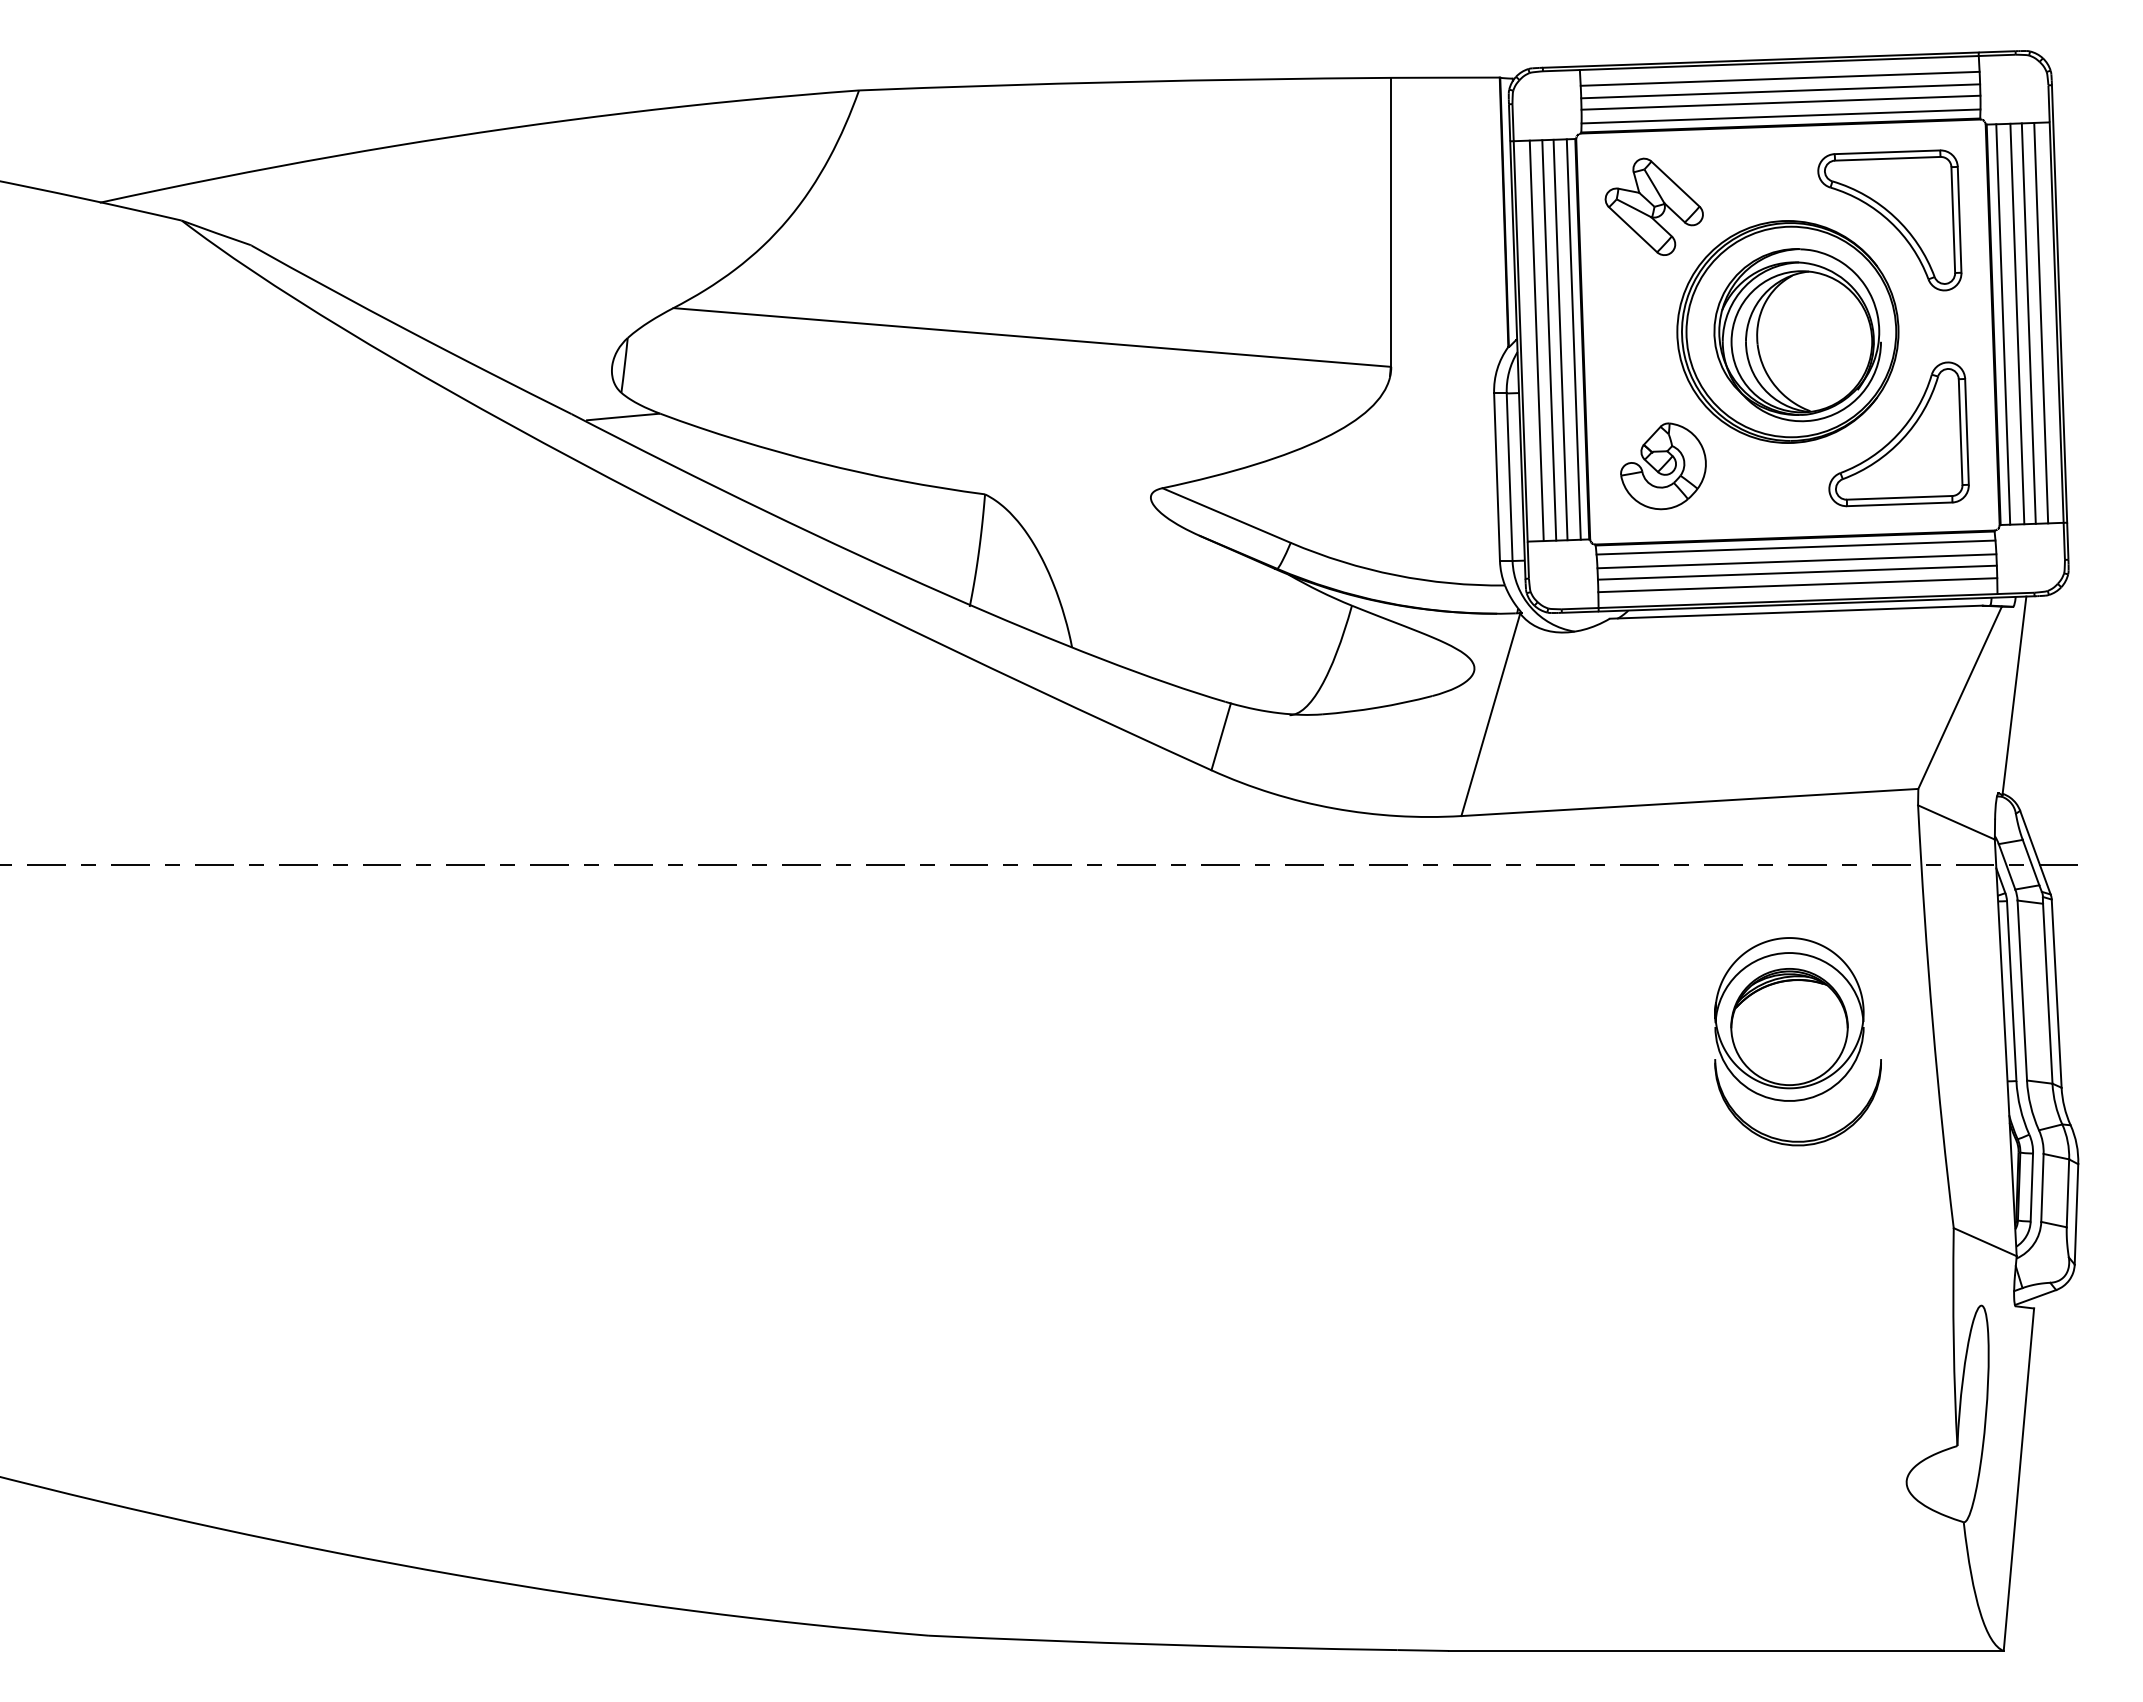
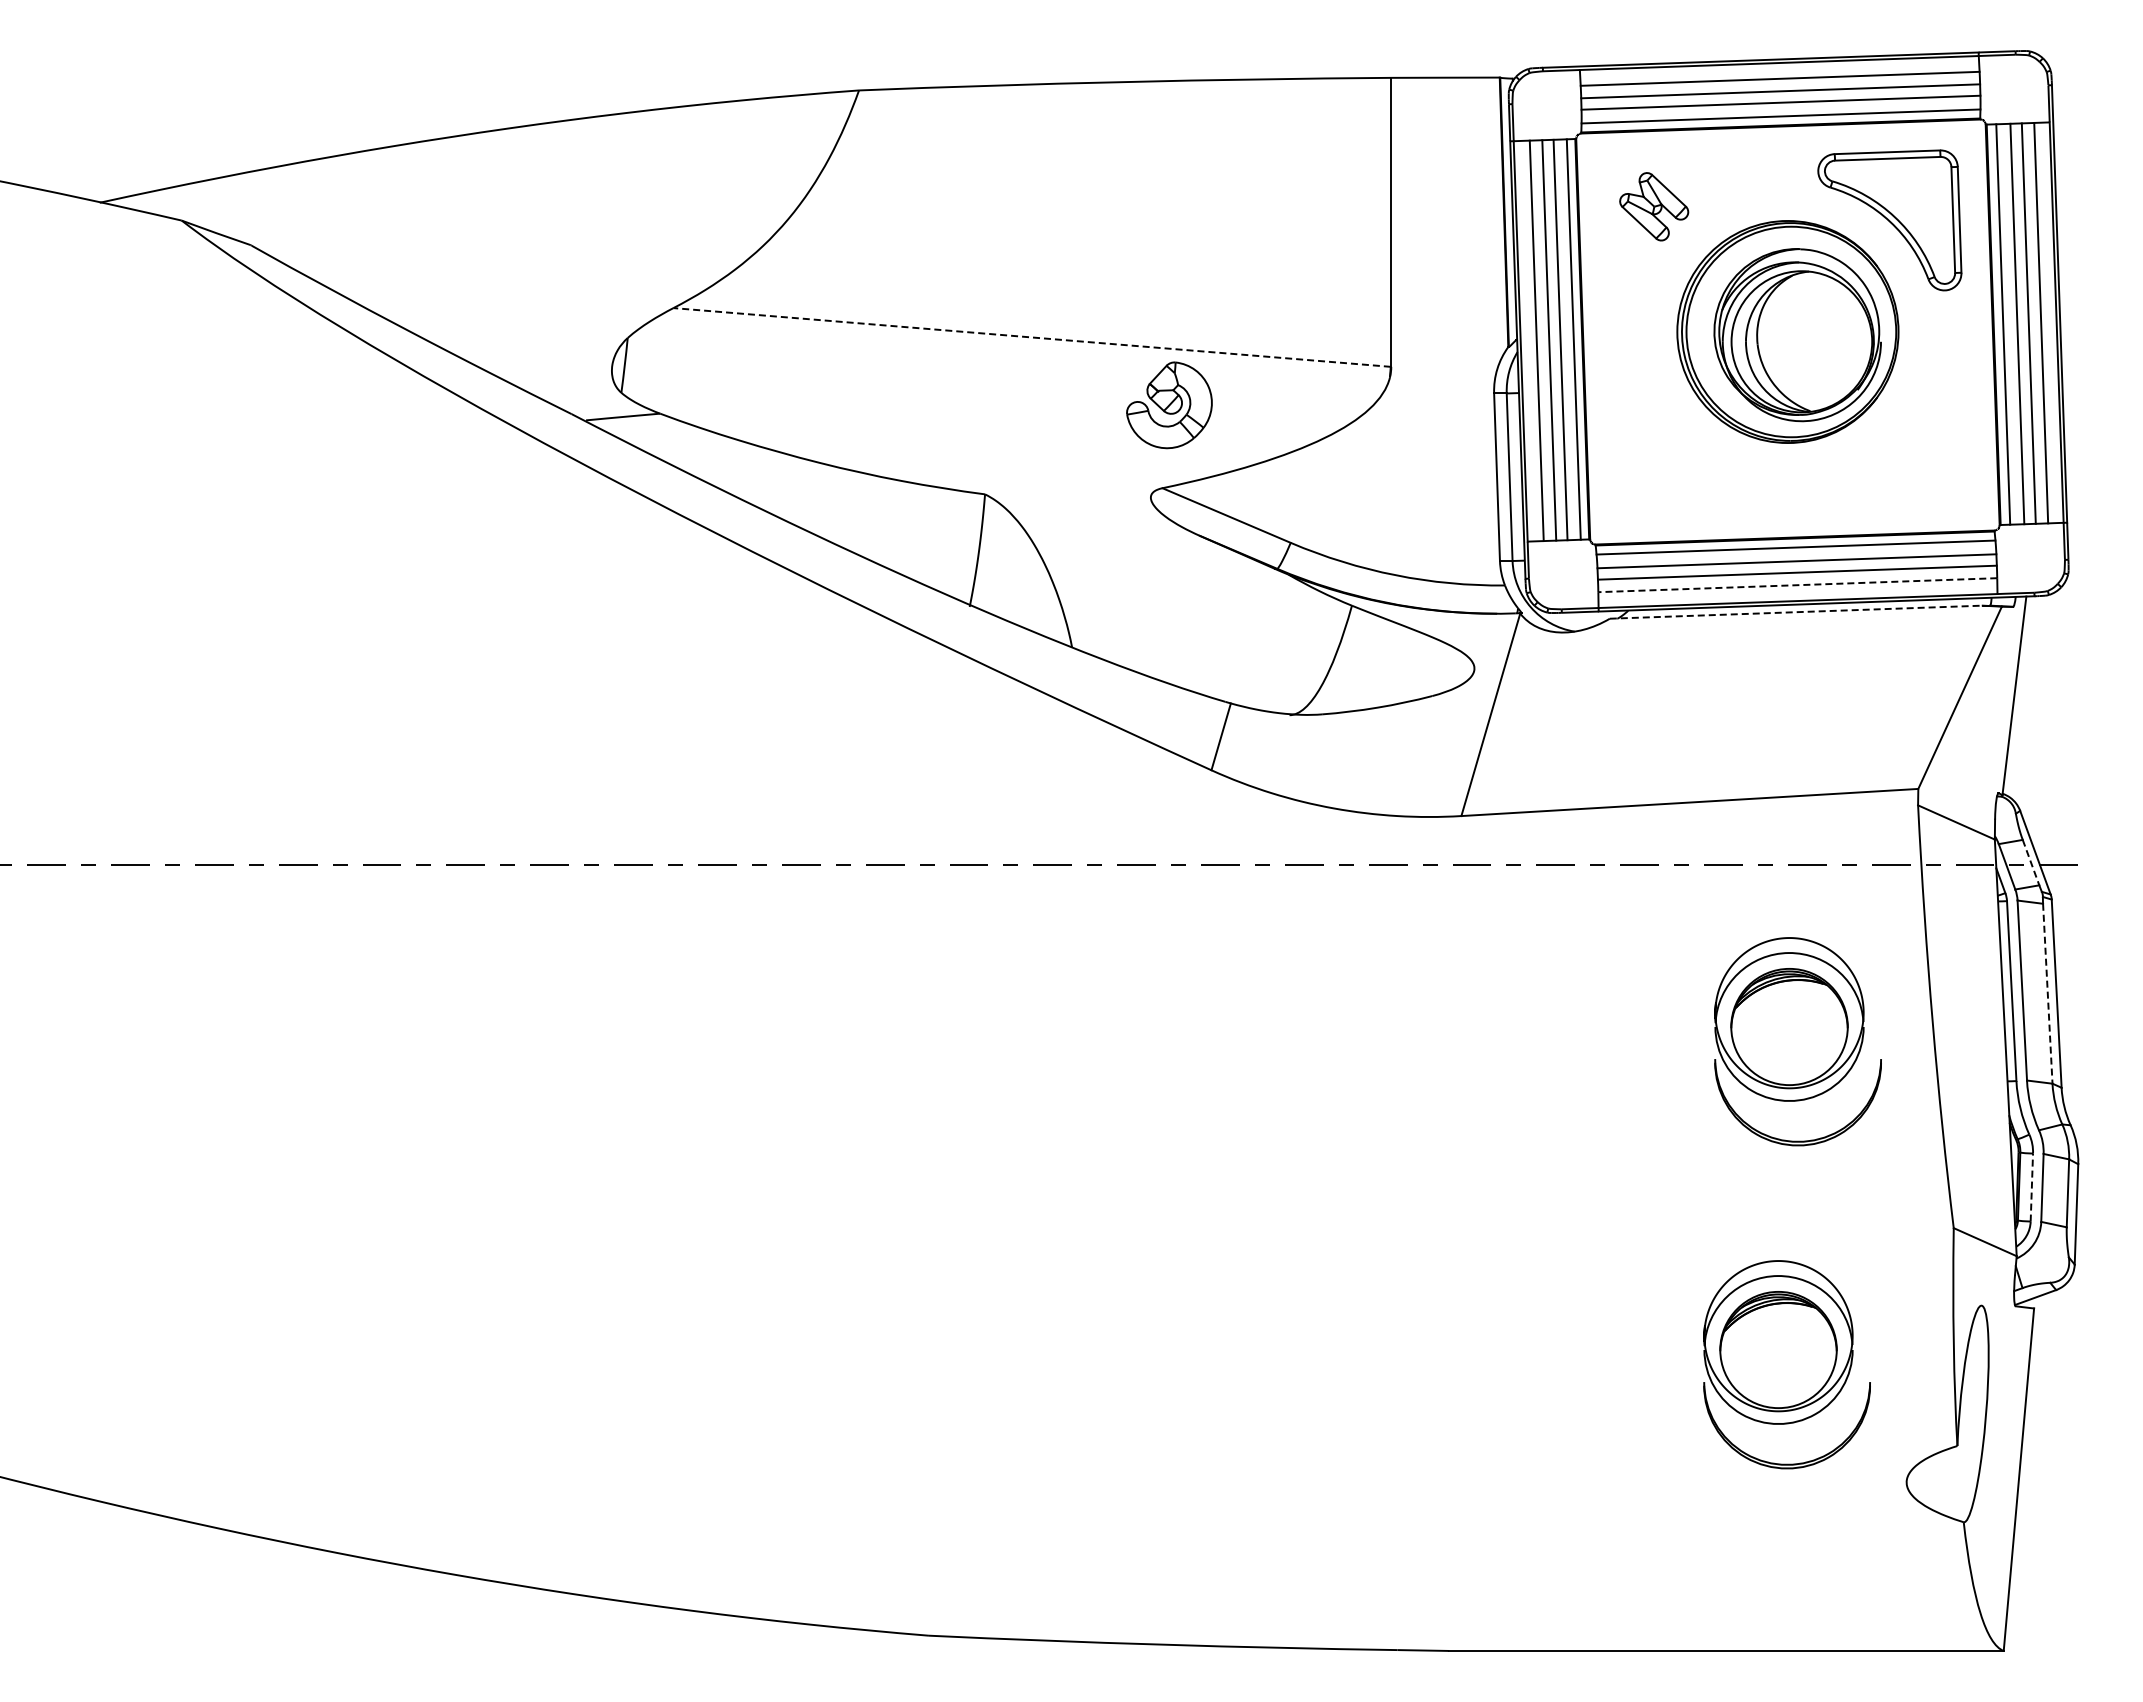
part size: 100x99 px -> 71x70 px (1654, 206)
line: solid -> dashed (1032, 337)
part: present -> none (1898, 434)
part position: (1663, 466) -> (1169, 405) (1169, 405)
line: solid -> dashed (1797, 585)
line: solid -> dashed (1796, 612)
line: solid -> dashed (2031, 863)
line: solid -> dashed (2047, 994)
line: solid -> dashed (2031, 1187)
part: none -> present (1786, 1364)
